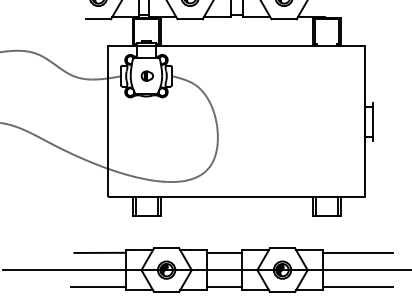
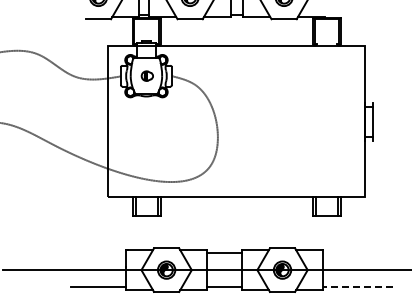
line: present -> none (99, 252)
line: present -> none (357, 252)
line: solid -> dashed (358, 287)
